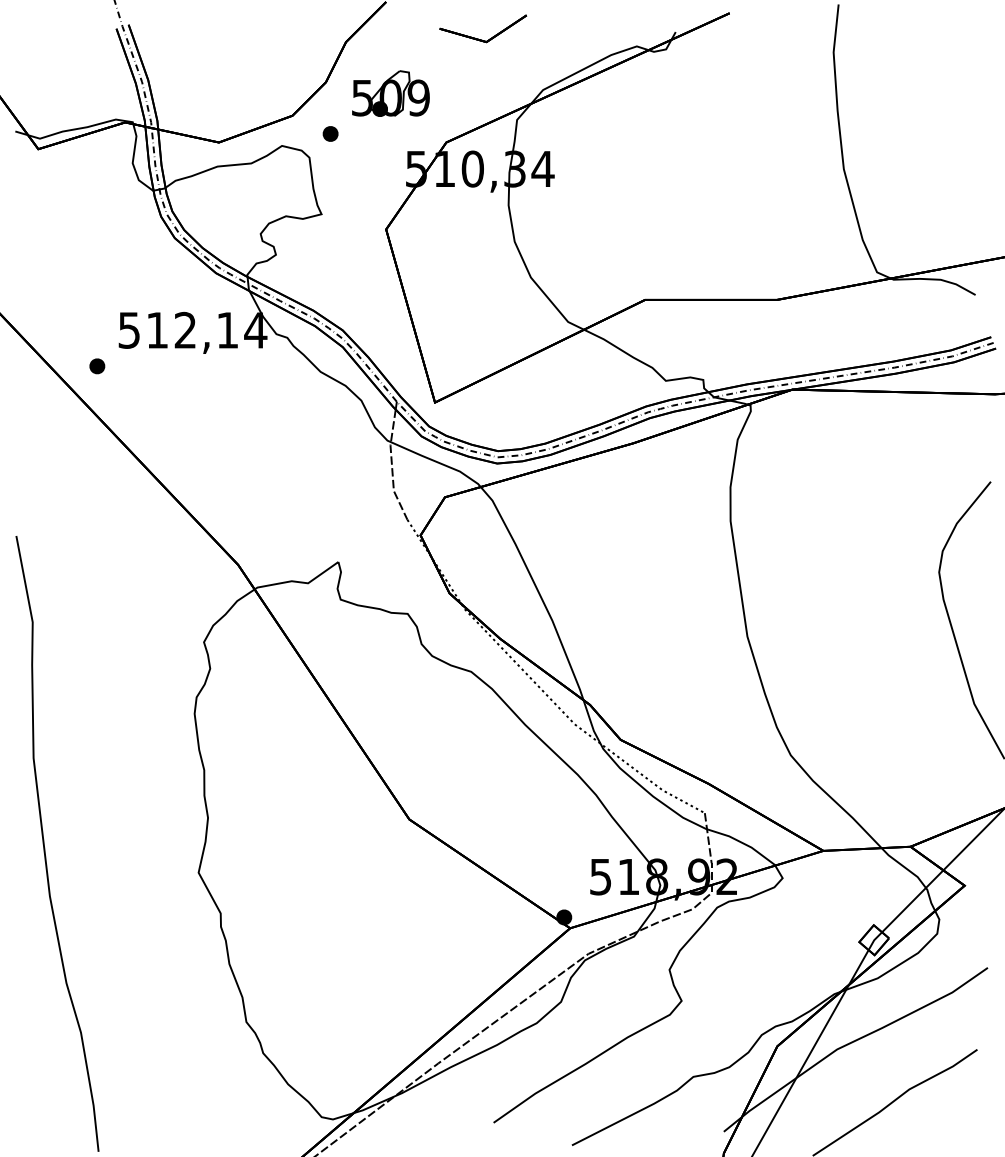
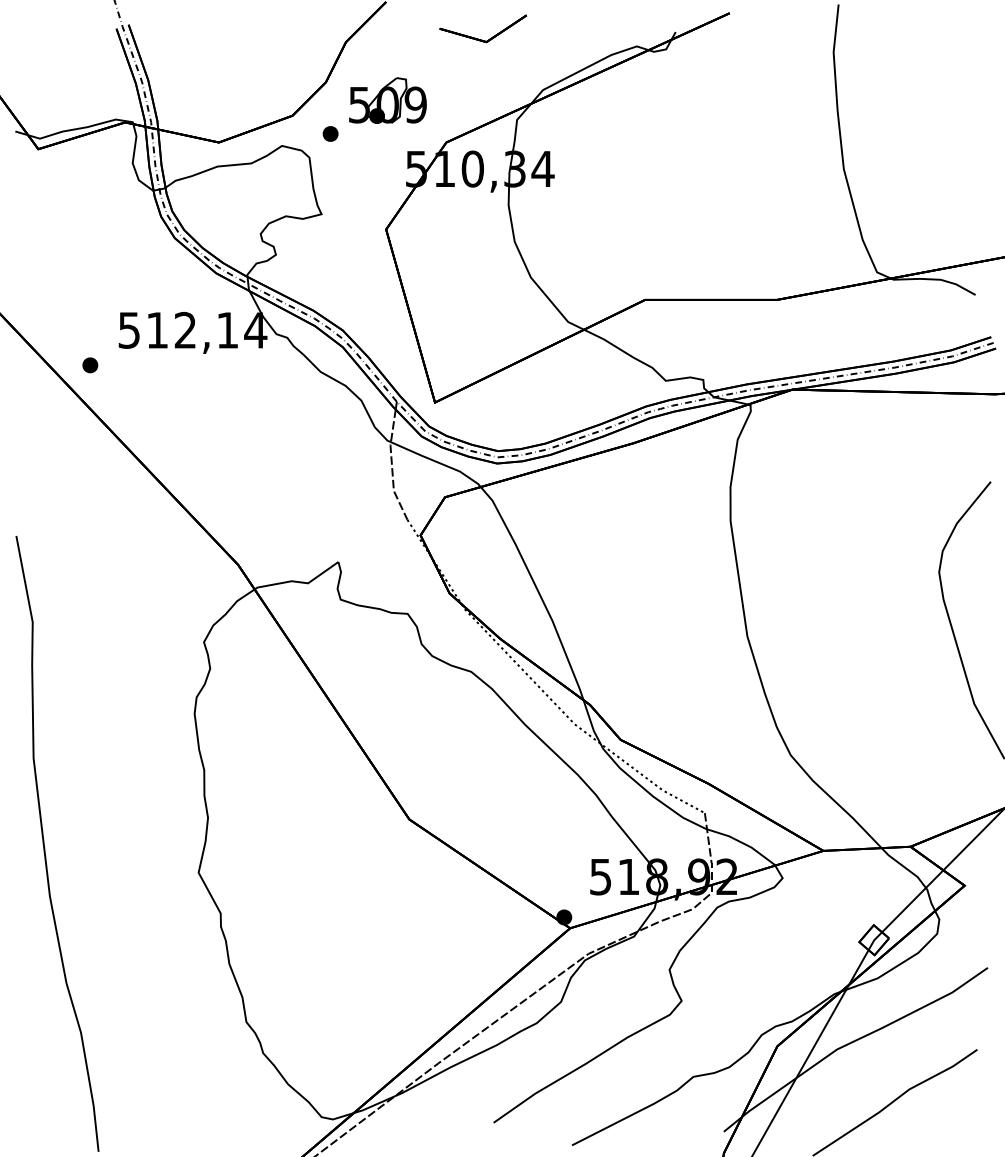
part position: (390, 93) -> (387, 100) (387, 100)
part position: (97, 366) -> (90, 365) (90, 365)
